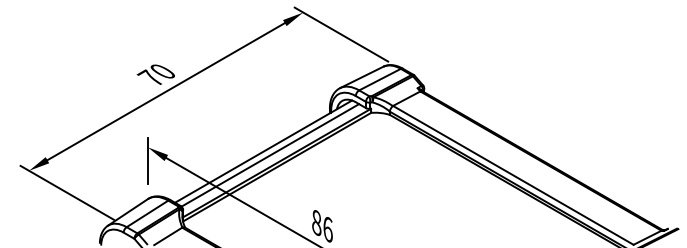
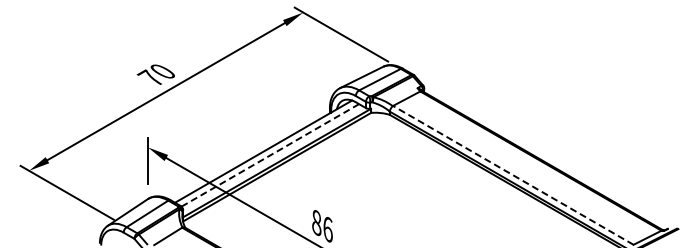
line: solid -> dashed (269, 155)
line: solid -> dashed (513, 175)
